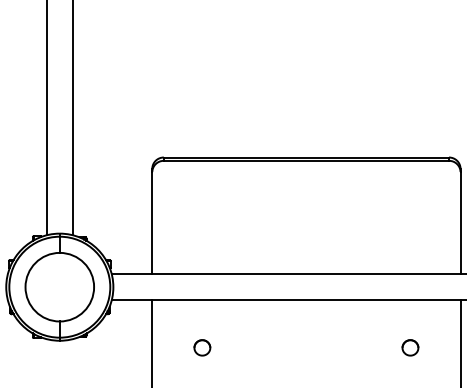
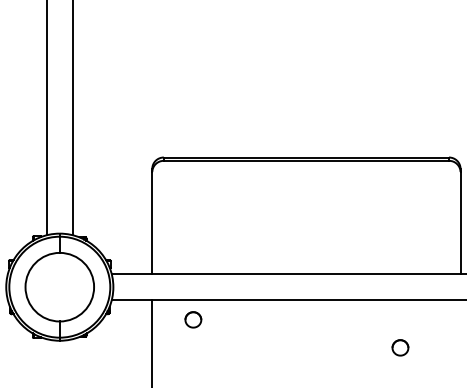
line: present -> none (460, 342)
part position: (202, 347) -> (193, 319) (193, 319)
part position: (410, 347) -> (400, 347) (400, 347)
